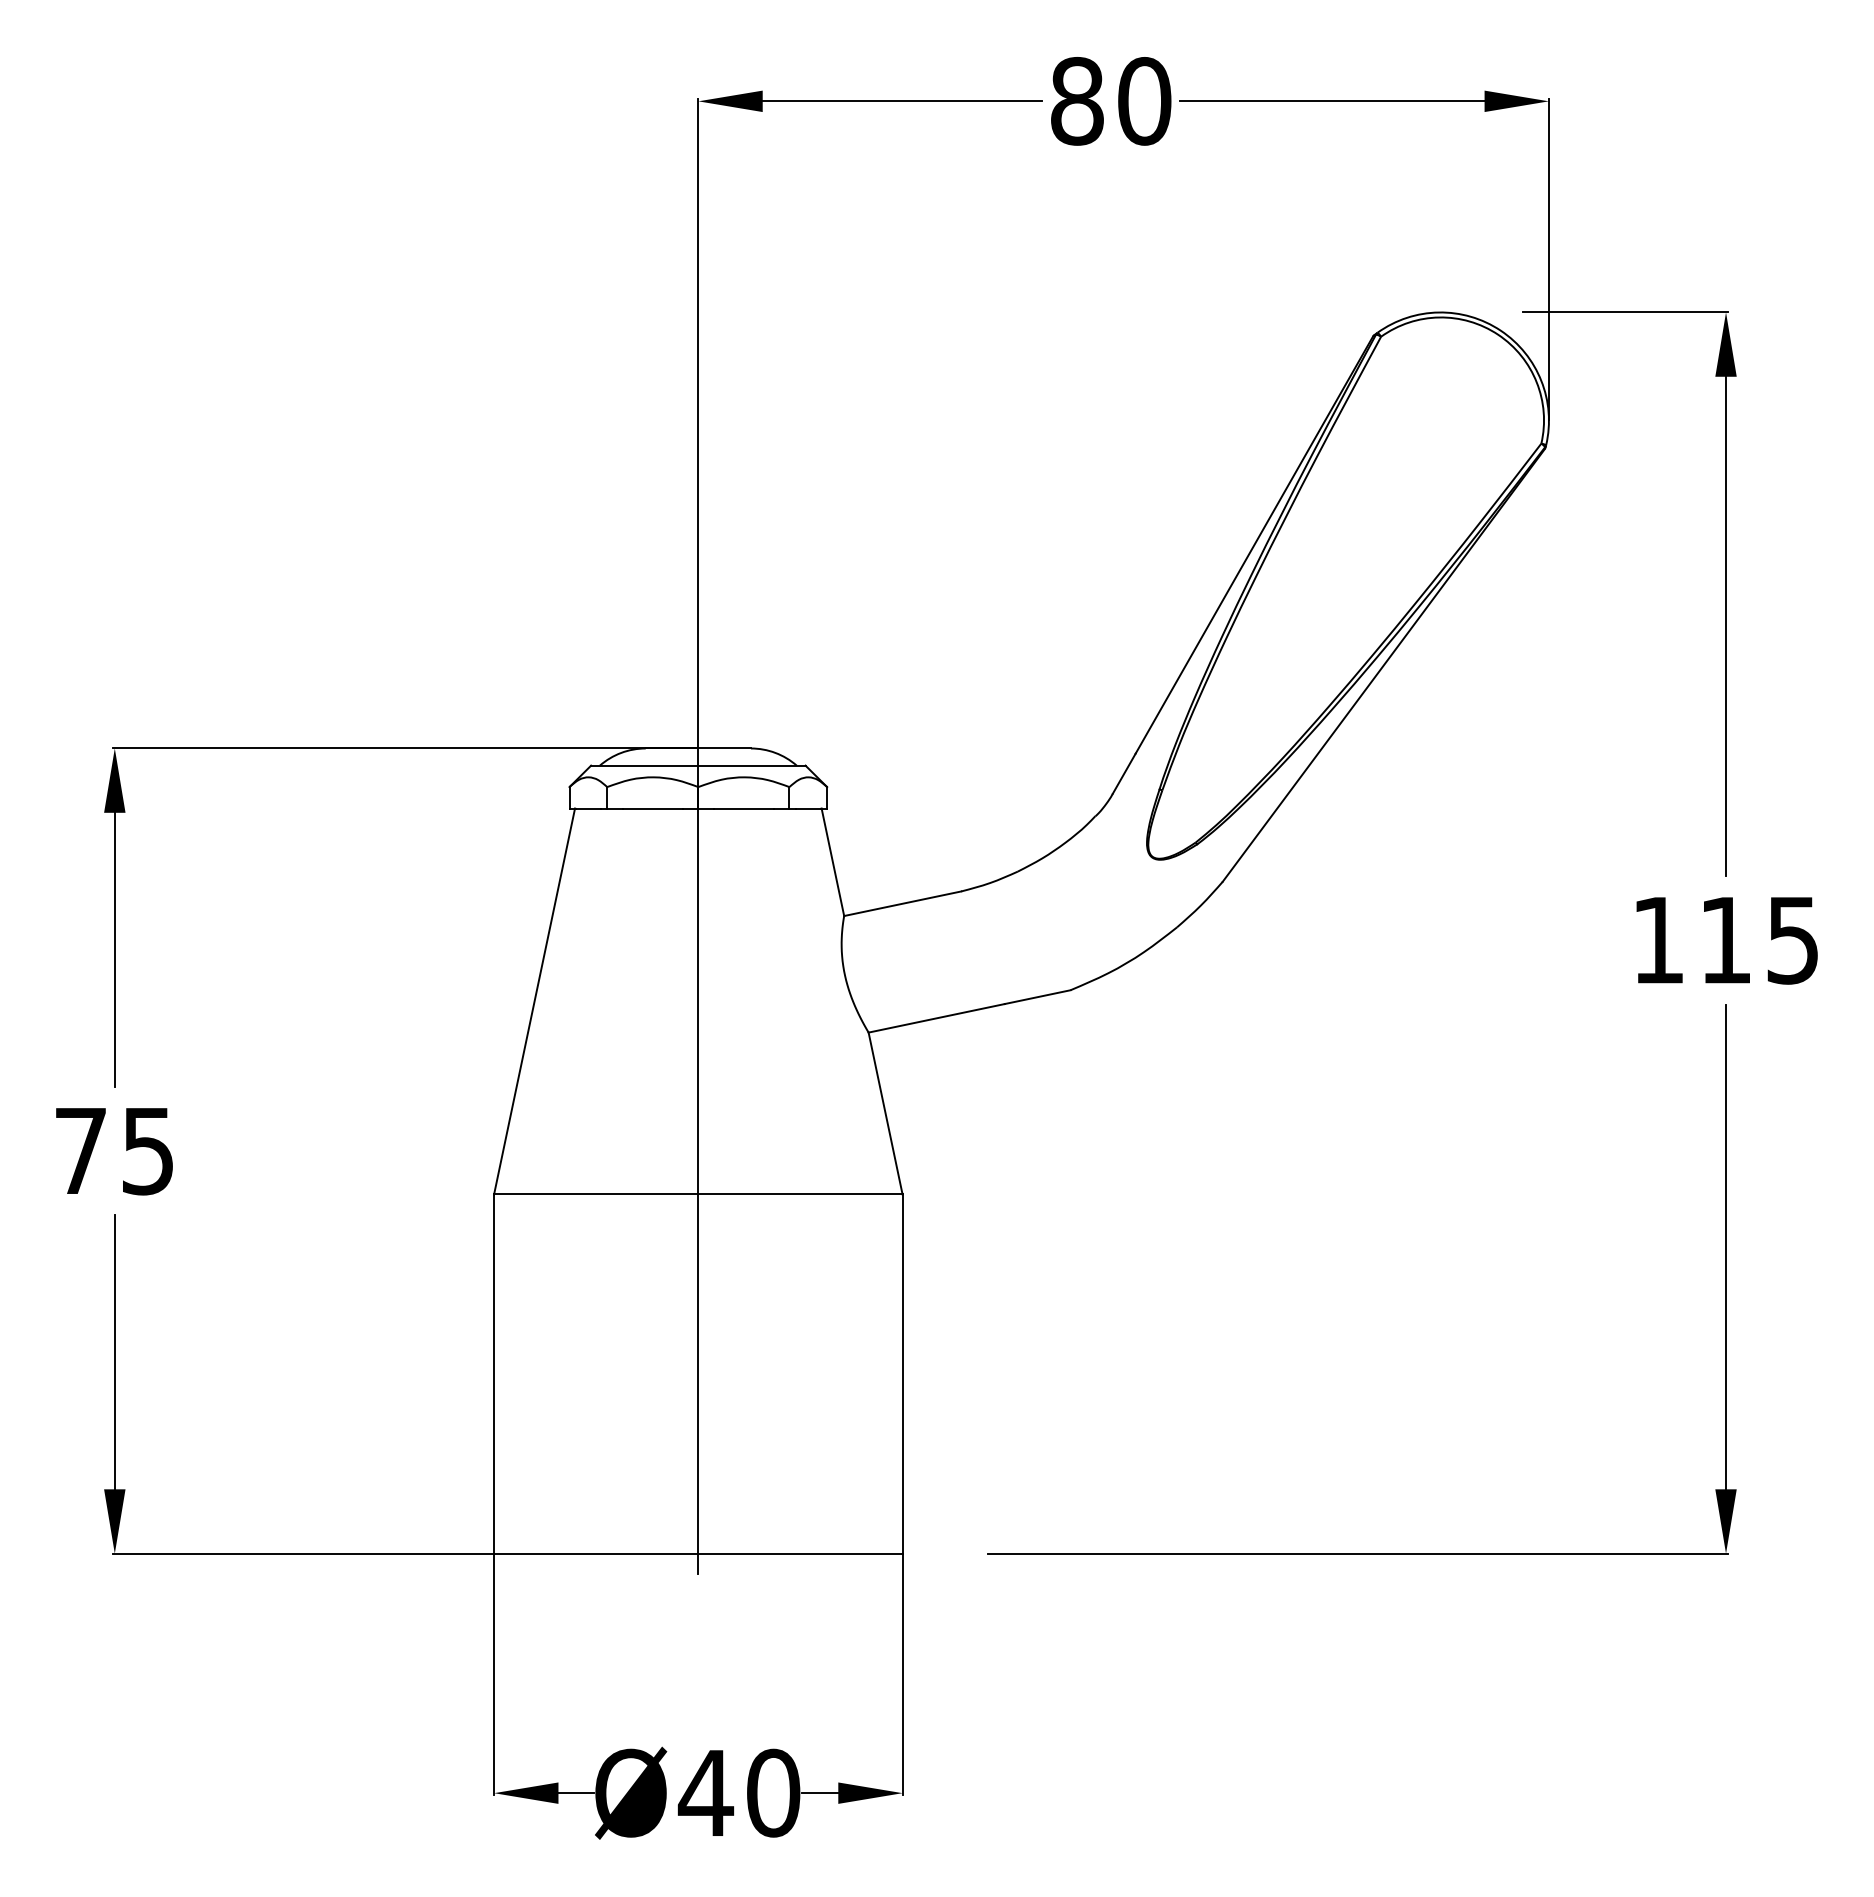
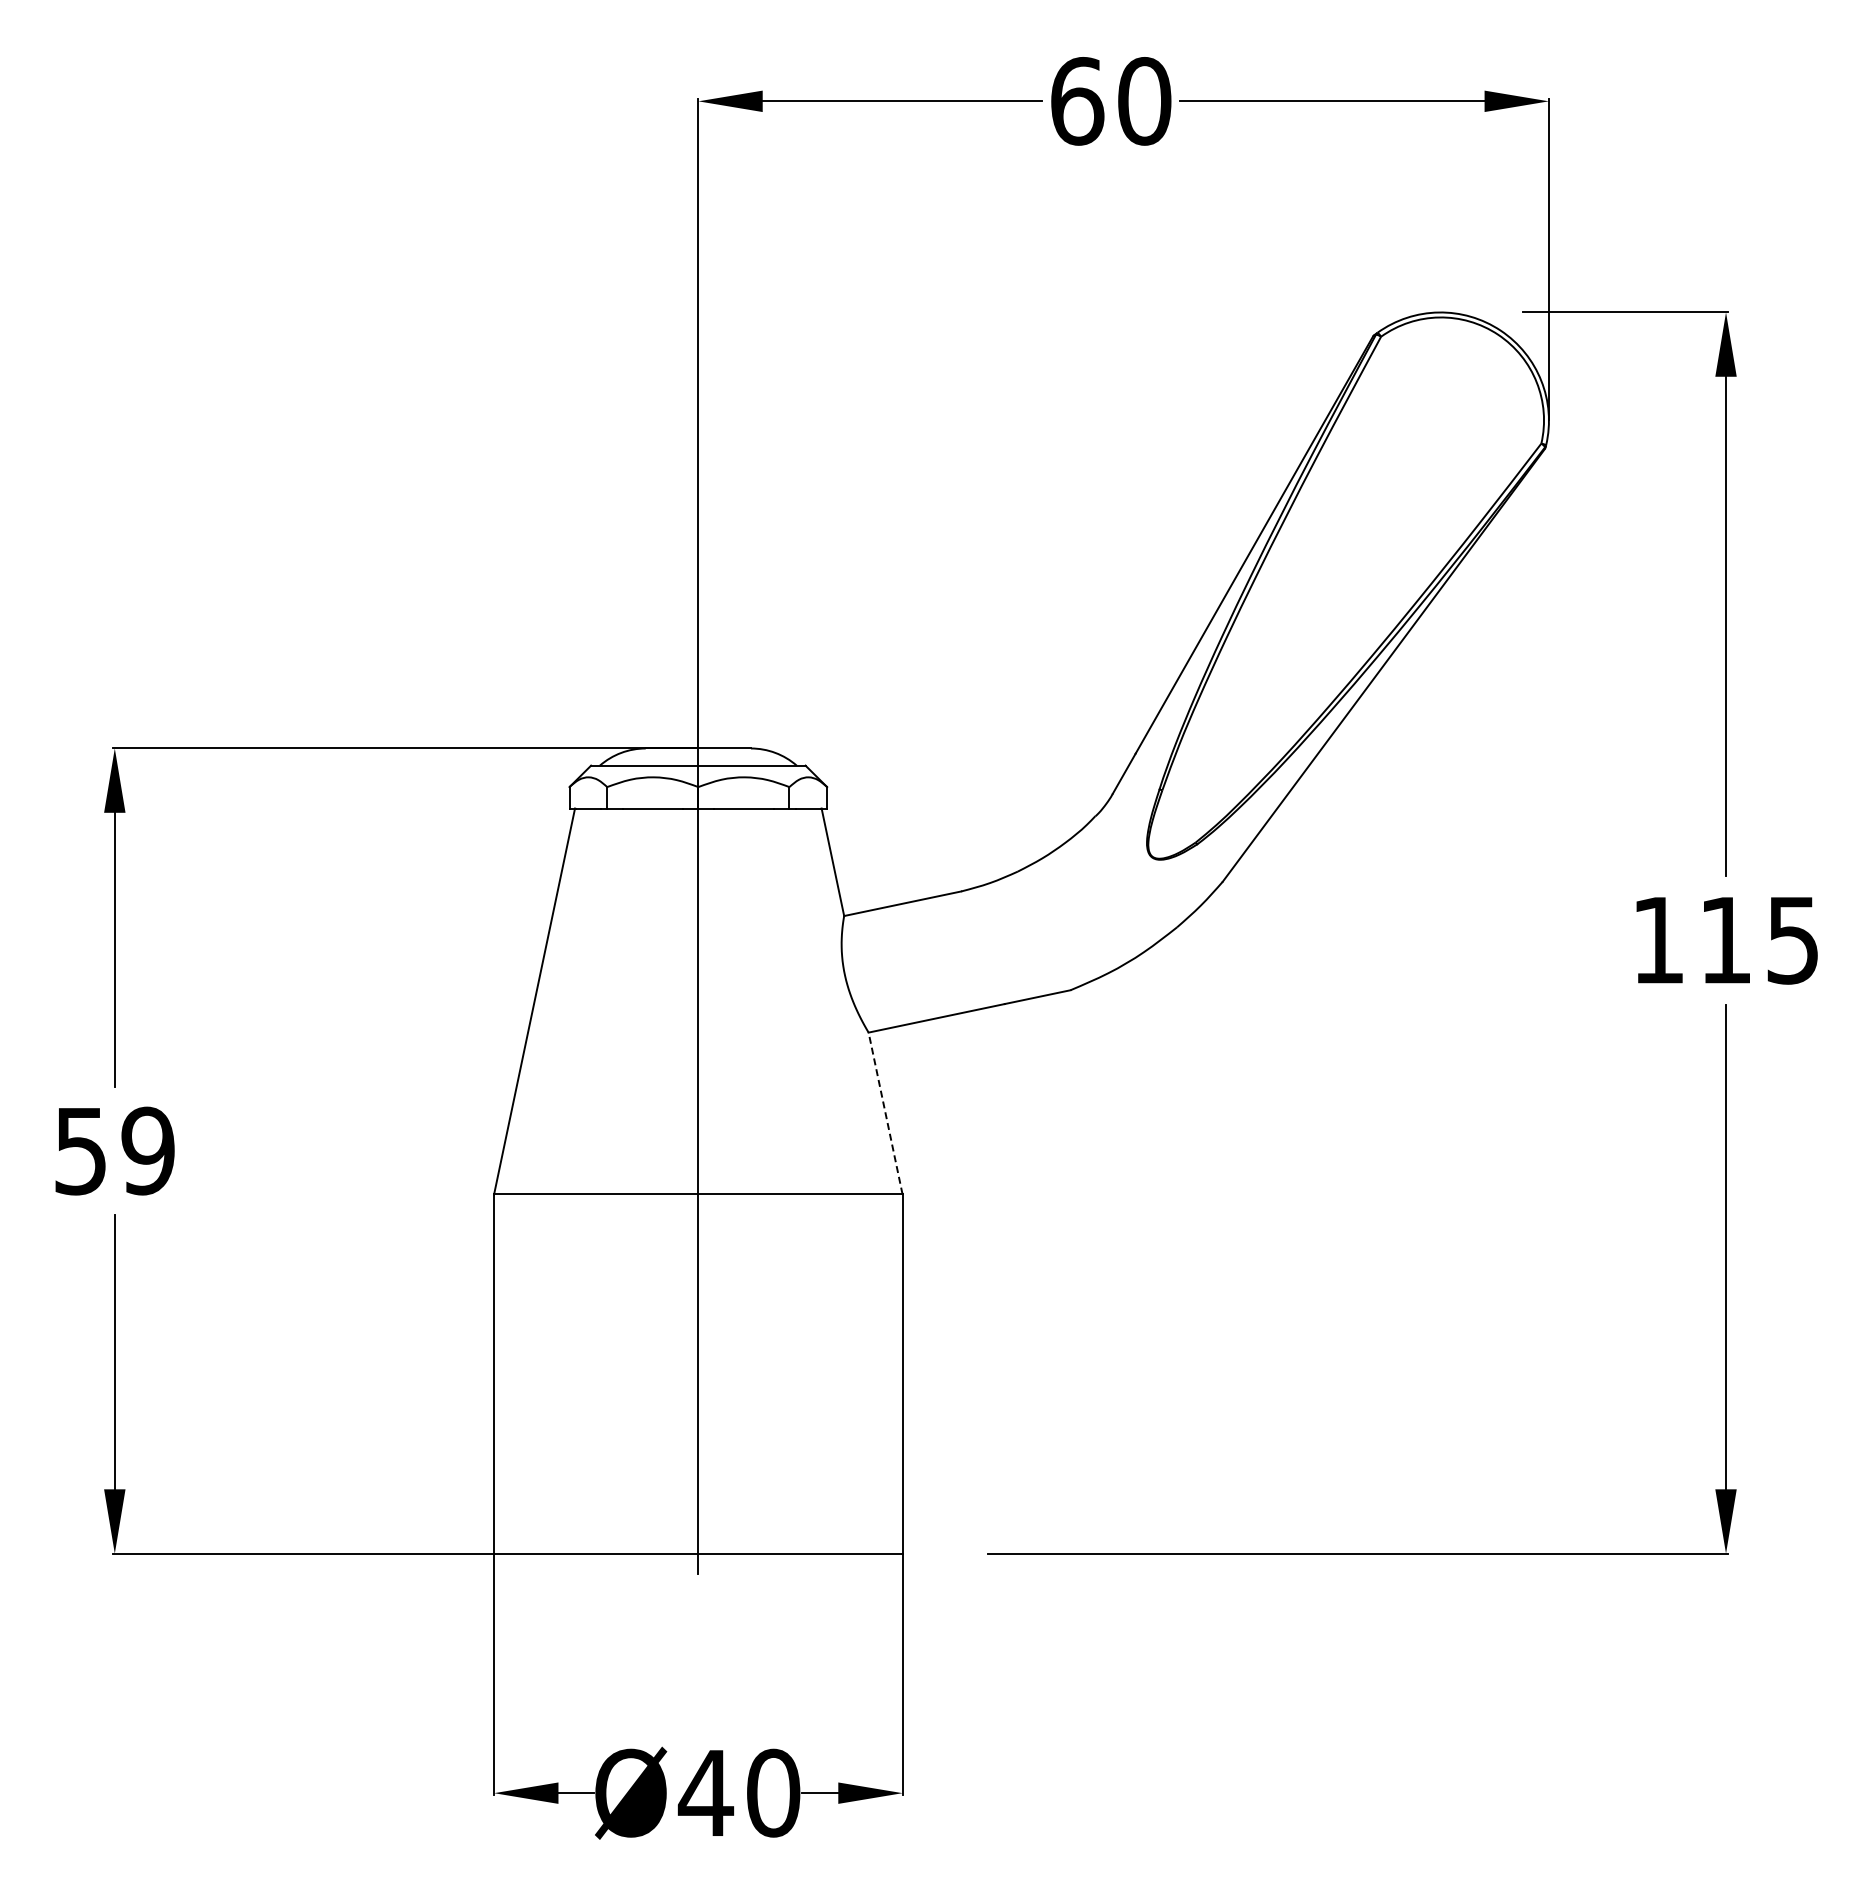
text: 80 -> 60 (1077, 101)
line: solid -> dashed (885, 1113)
text: 75 -> 59 (114, 1150)
